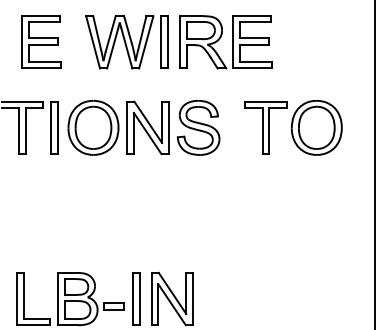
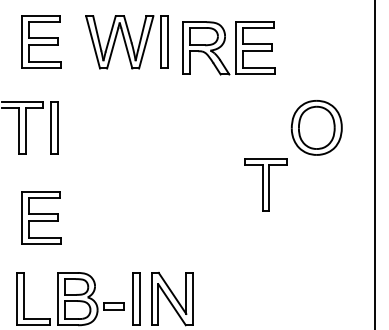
part position: (219, 40) -> (222, 46) (222, 46)
part: present -> none (143, 127)
part position: (265, 127) -> (265, 184) (265, 184)
part: none -> present (41, 217)
